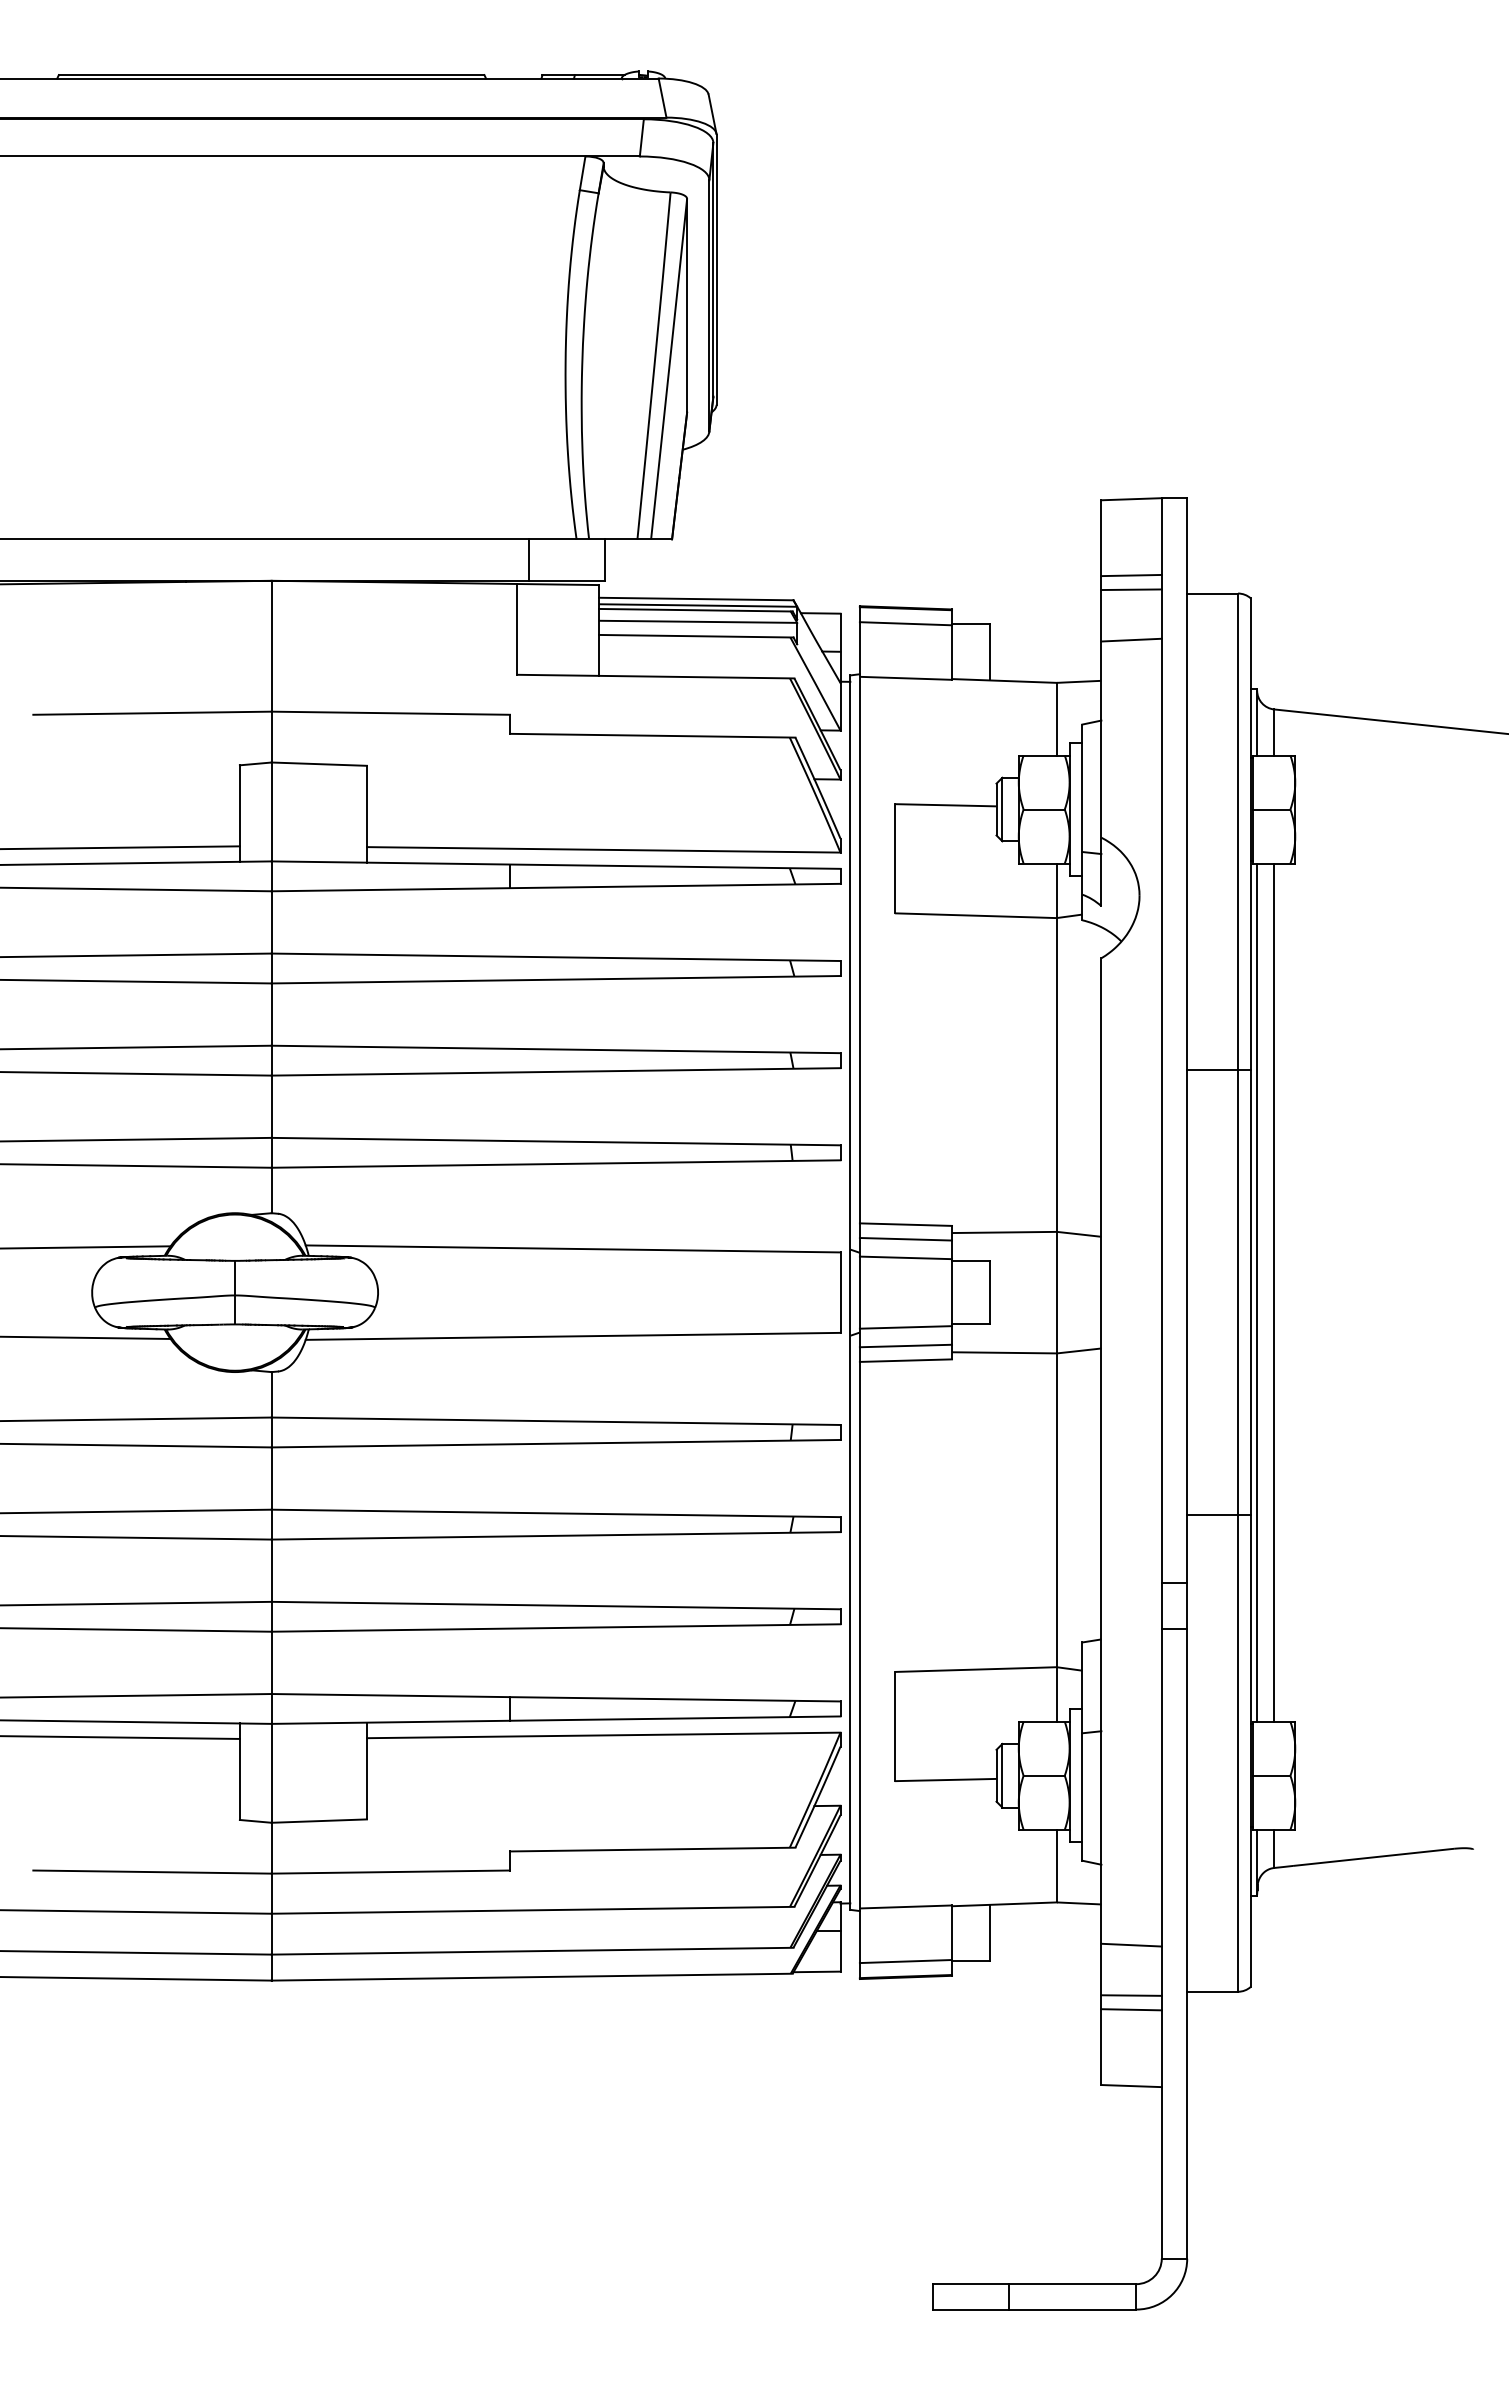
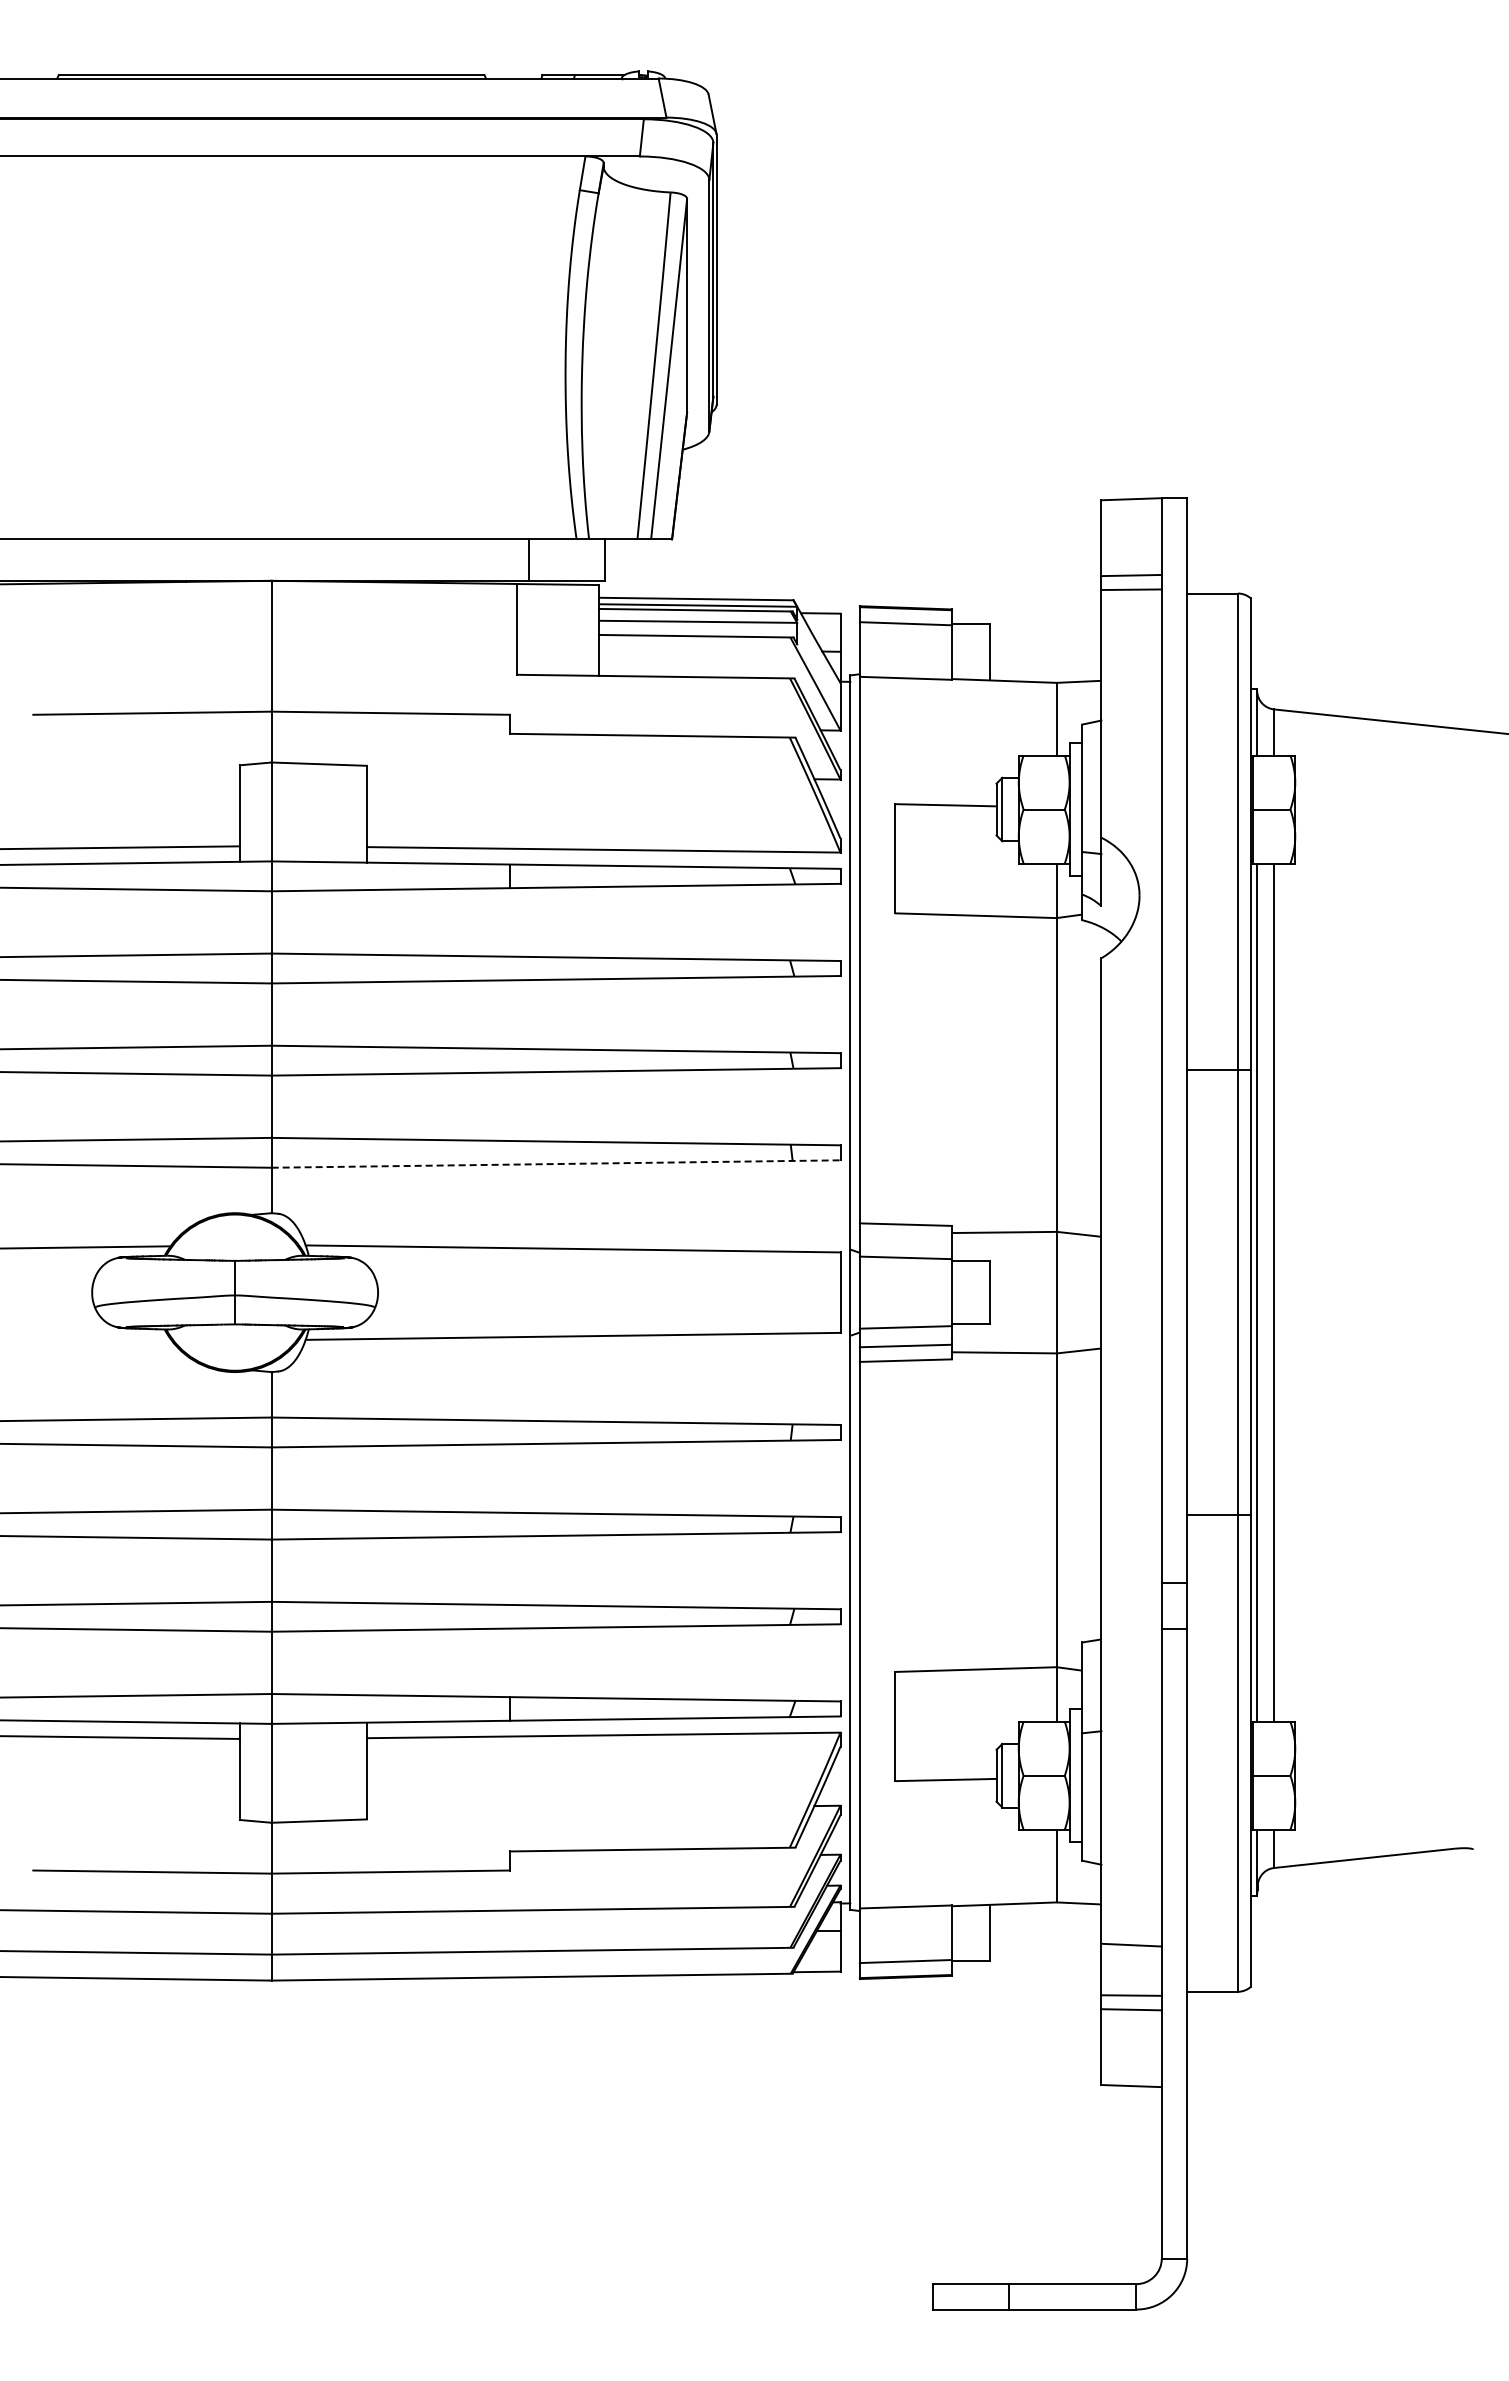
line: present -> none (1131, 639)
line: solid -> dashed (556, 1164)
line: present -> none (905, 1238)
line: present -> none (86, 1337)
